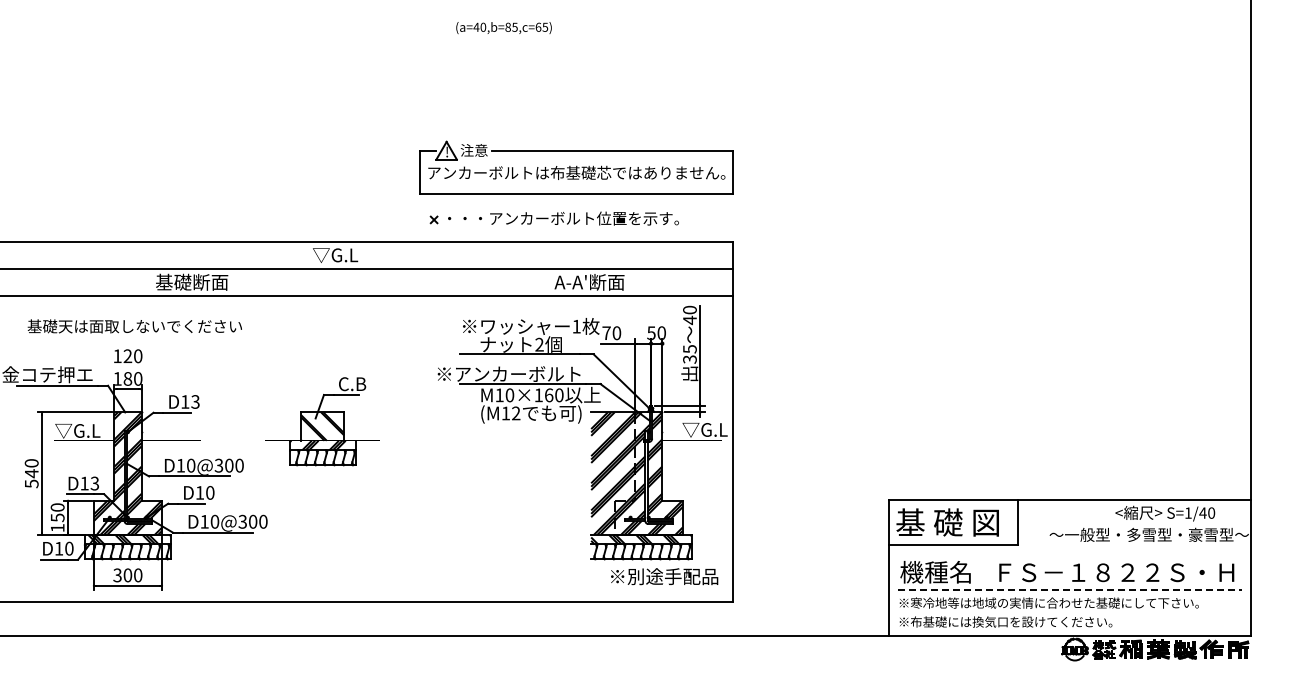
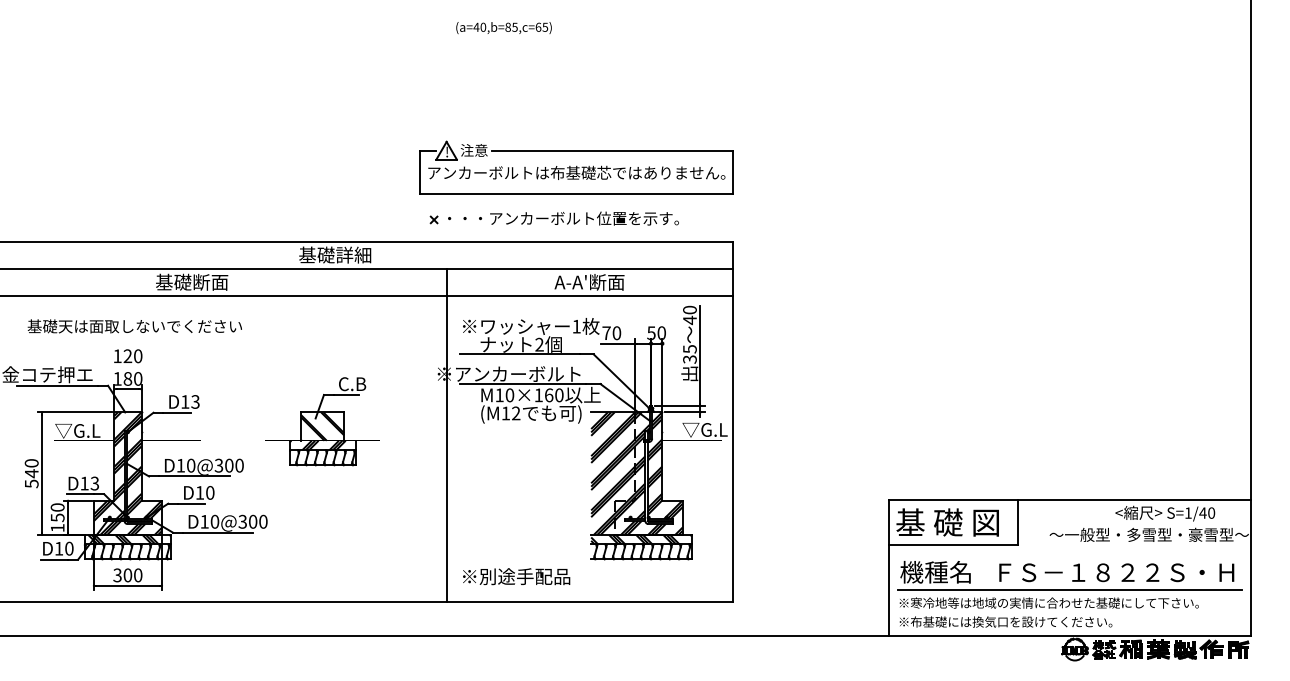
text: ▽G.L -> 基礎詳細 (335, 254)
line: none -> present (446, 434)
text position: (664, 576) -> (516, 576) (516, 576)
line: dashed -> solid (1070, 590)
